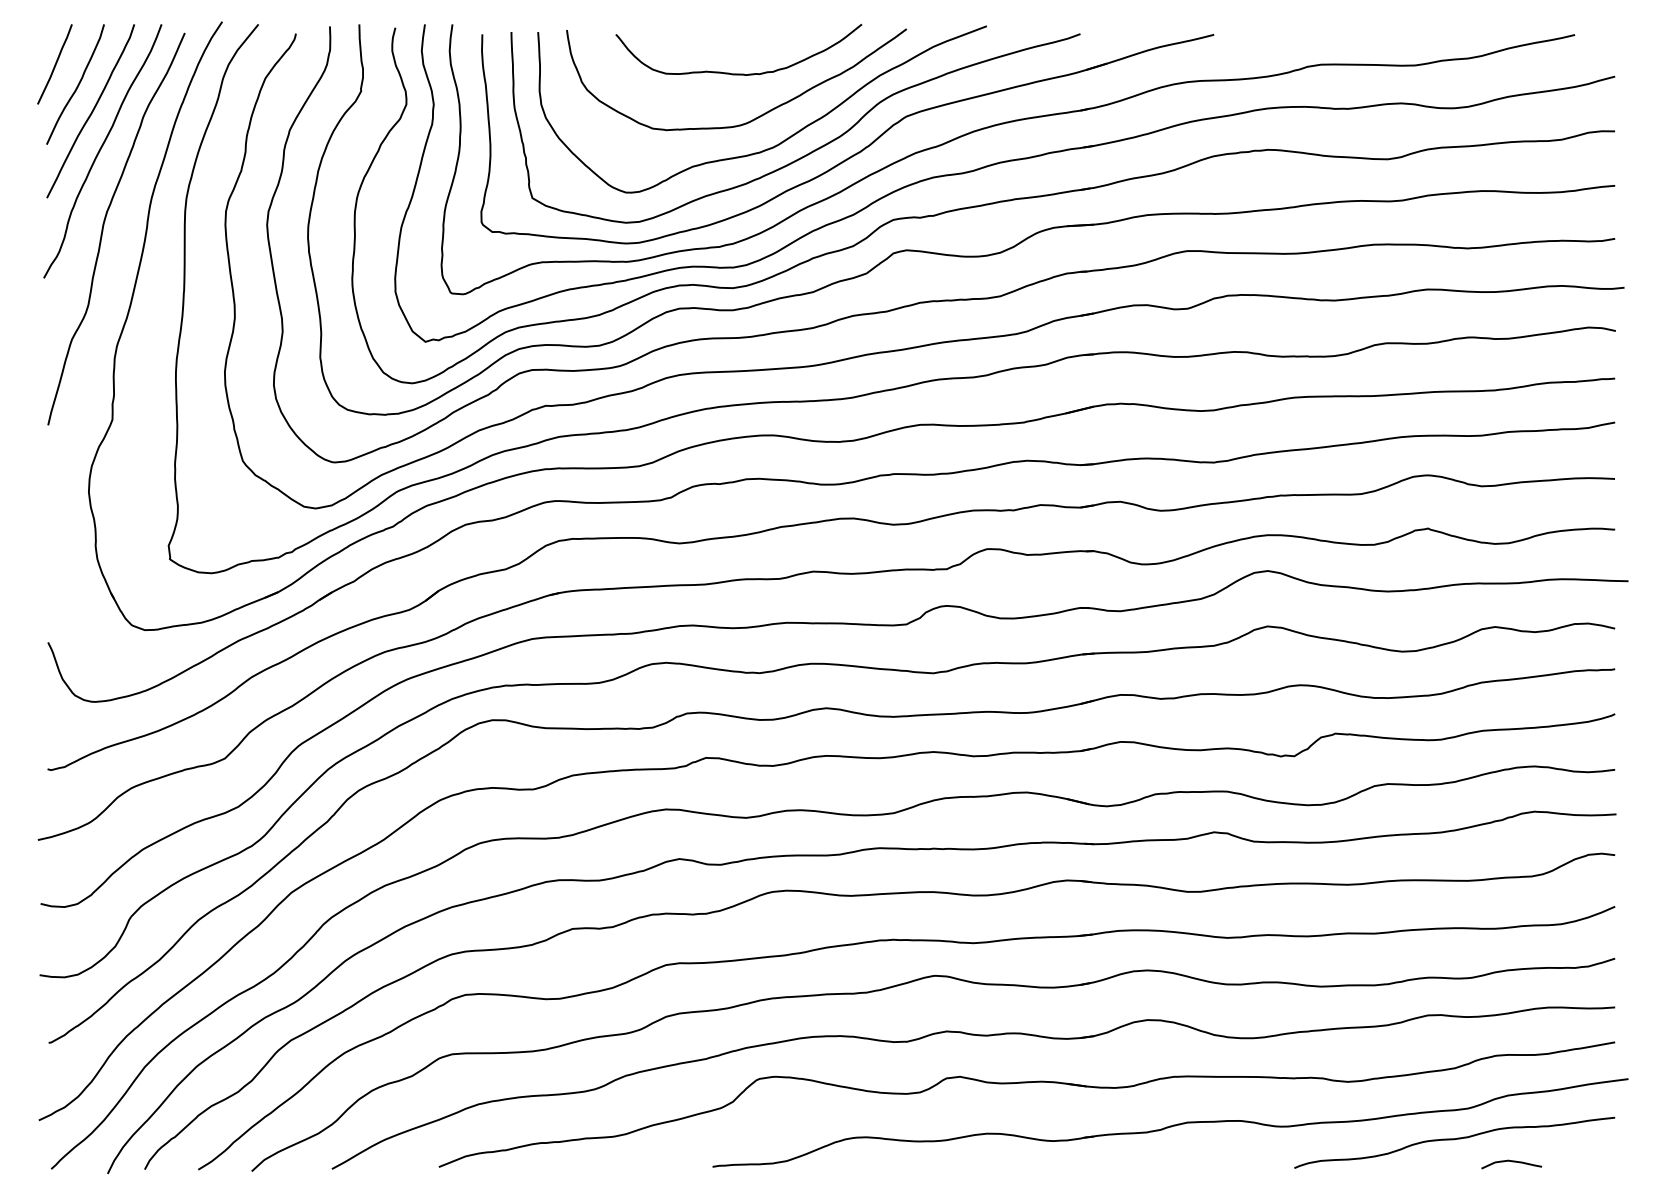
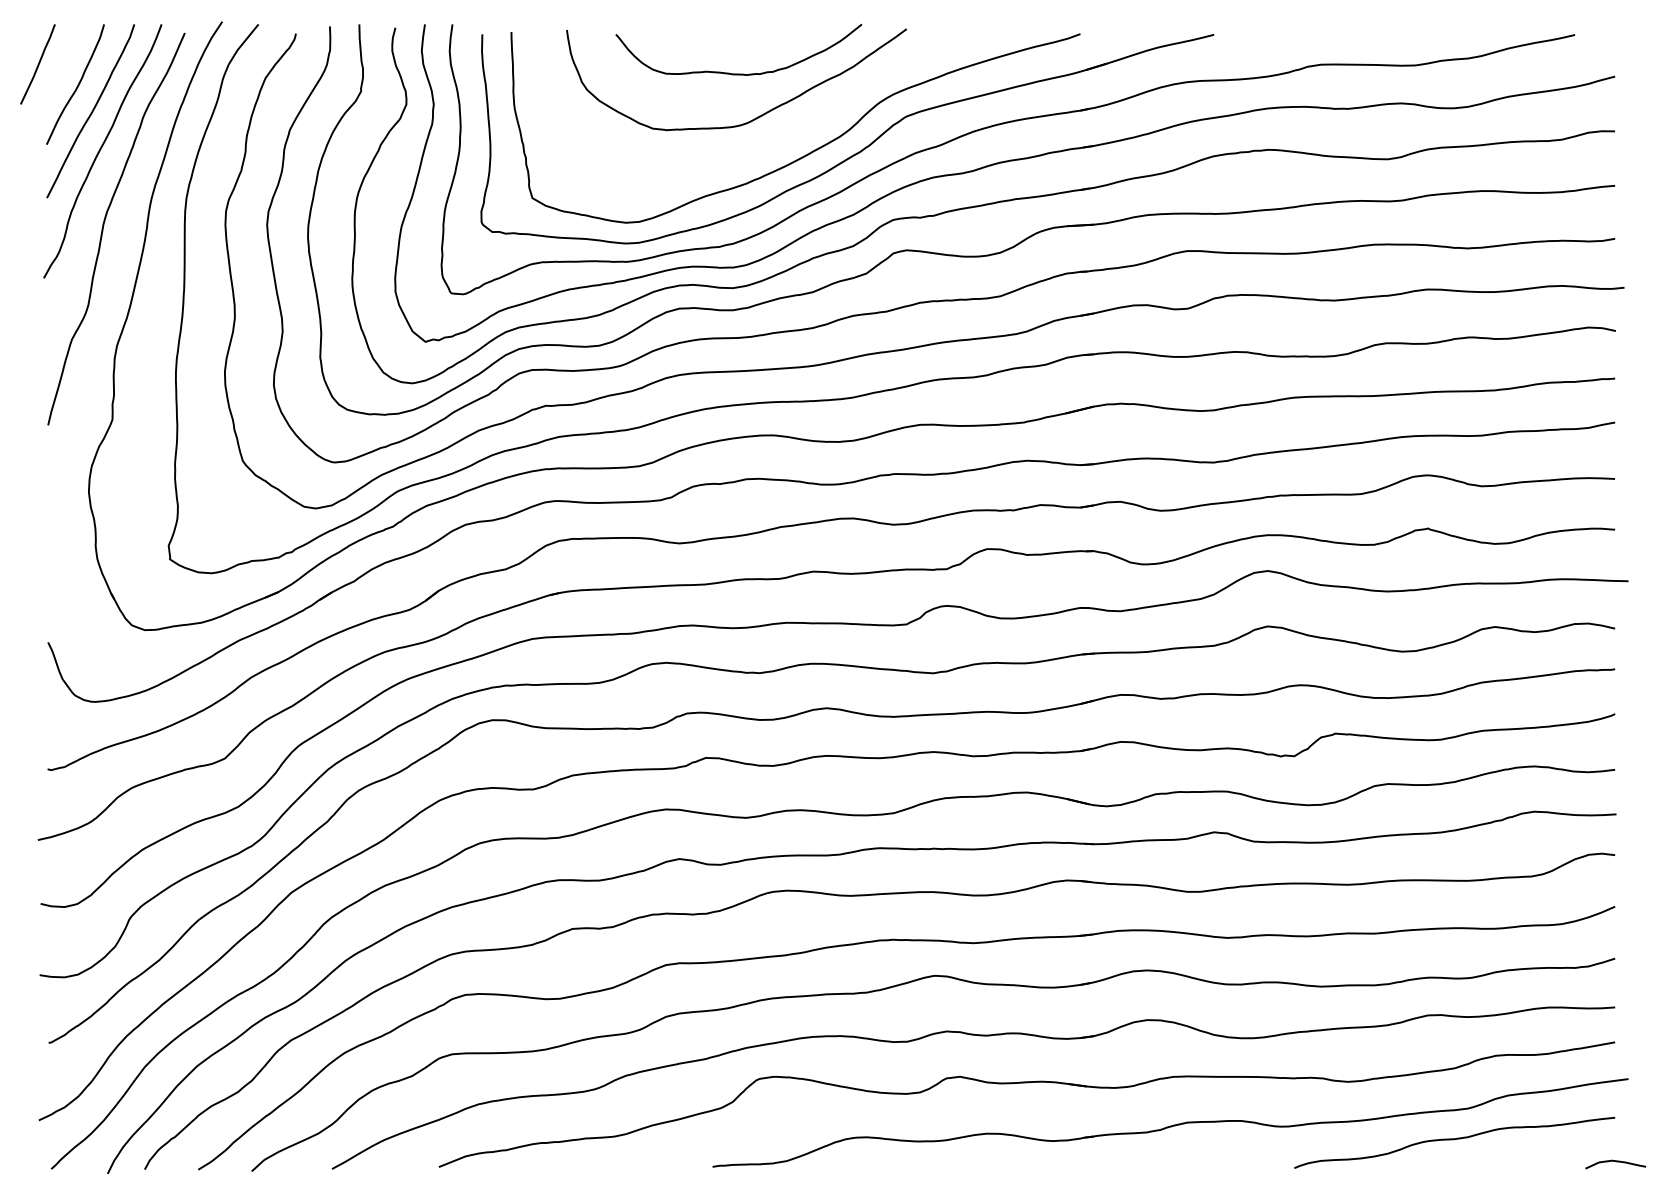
line position: (54, 64) -> (37, 64) (37, 64)
curve: present -> none (781, 141)
curve position: (1512, 1162) -> (1616, 1162) (1616, 1162)
